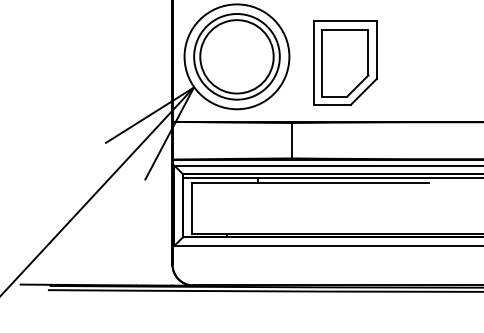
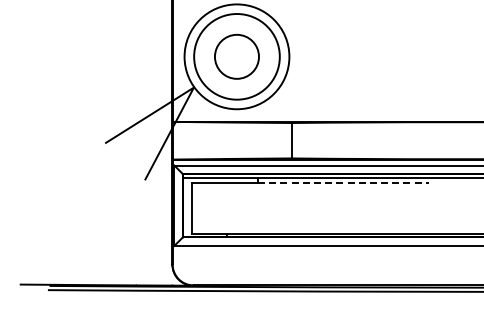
circle diameter: 73 px -> 44 px (236, 56)
part: present -> none (345, 63)
line: solid -> dashed (343, 183)
line: present -> none (97, 190)
